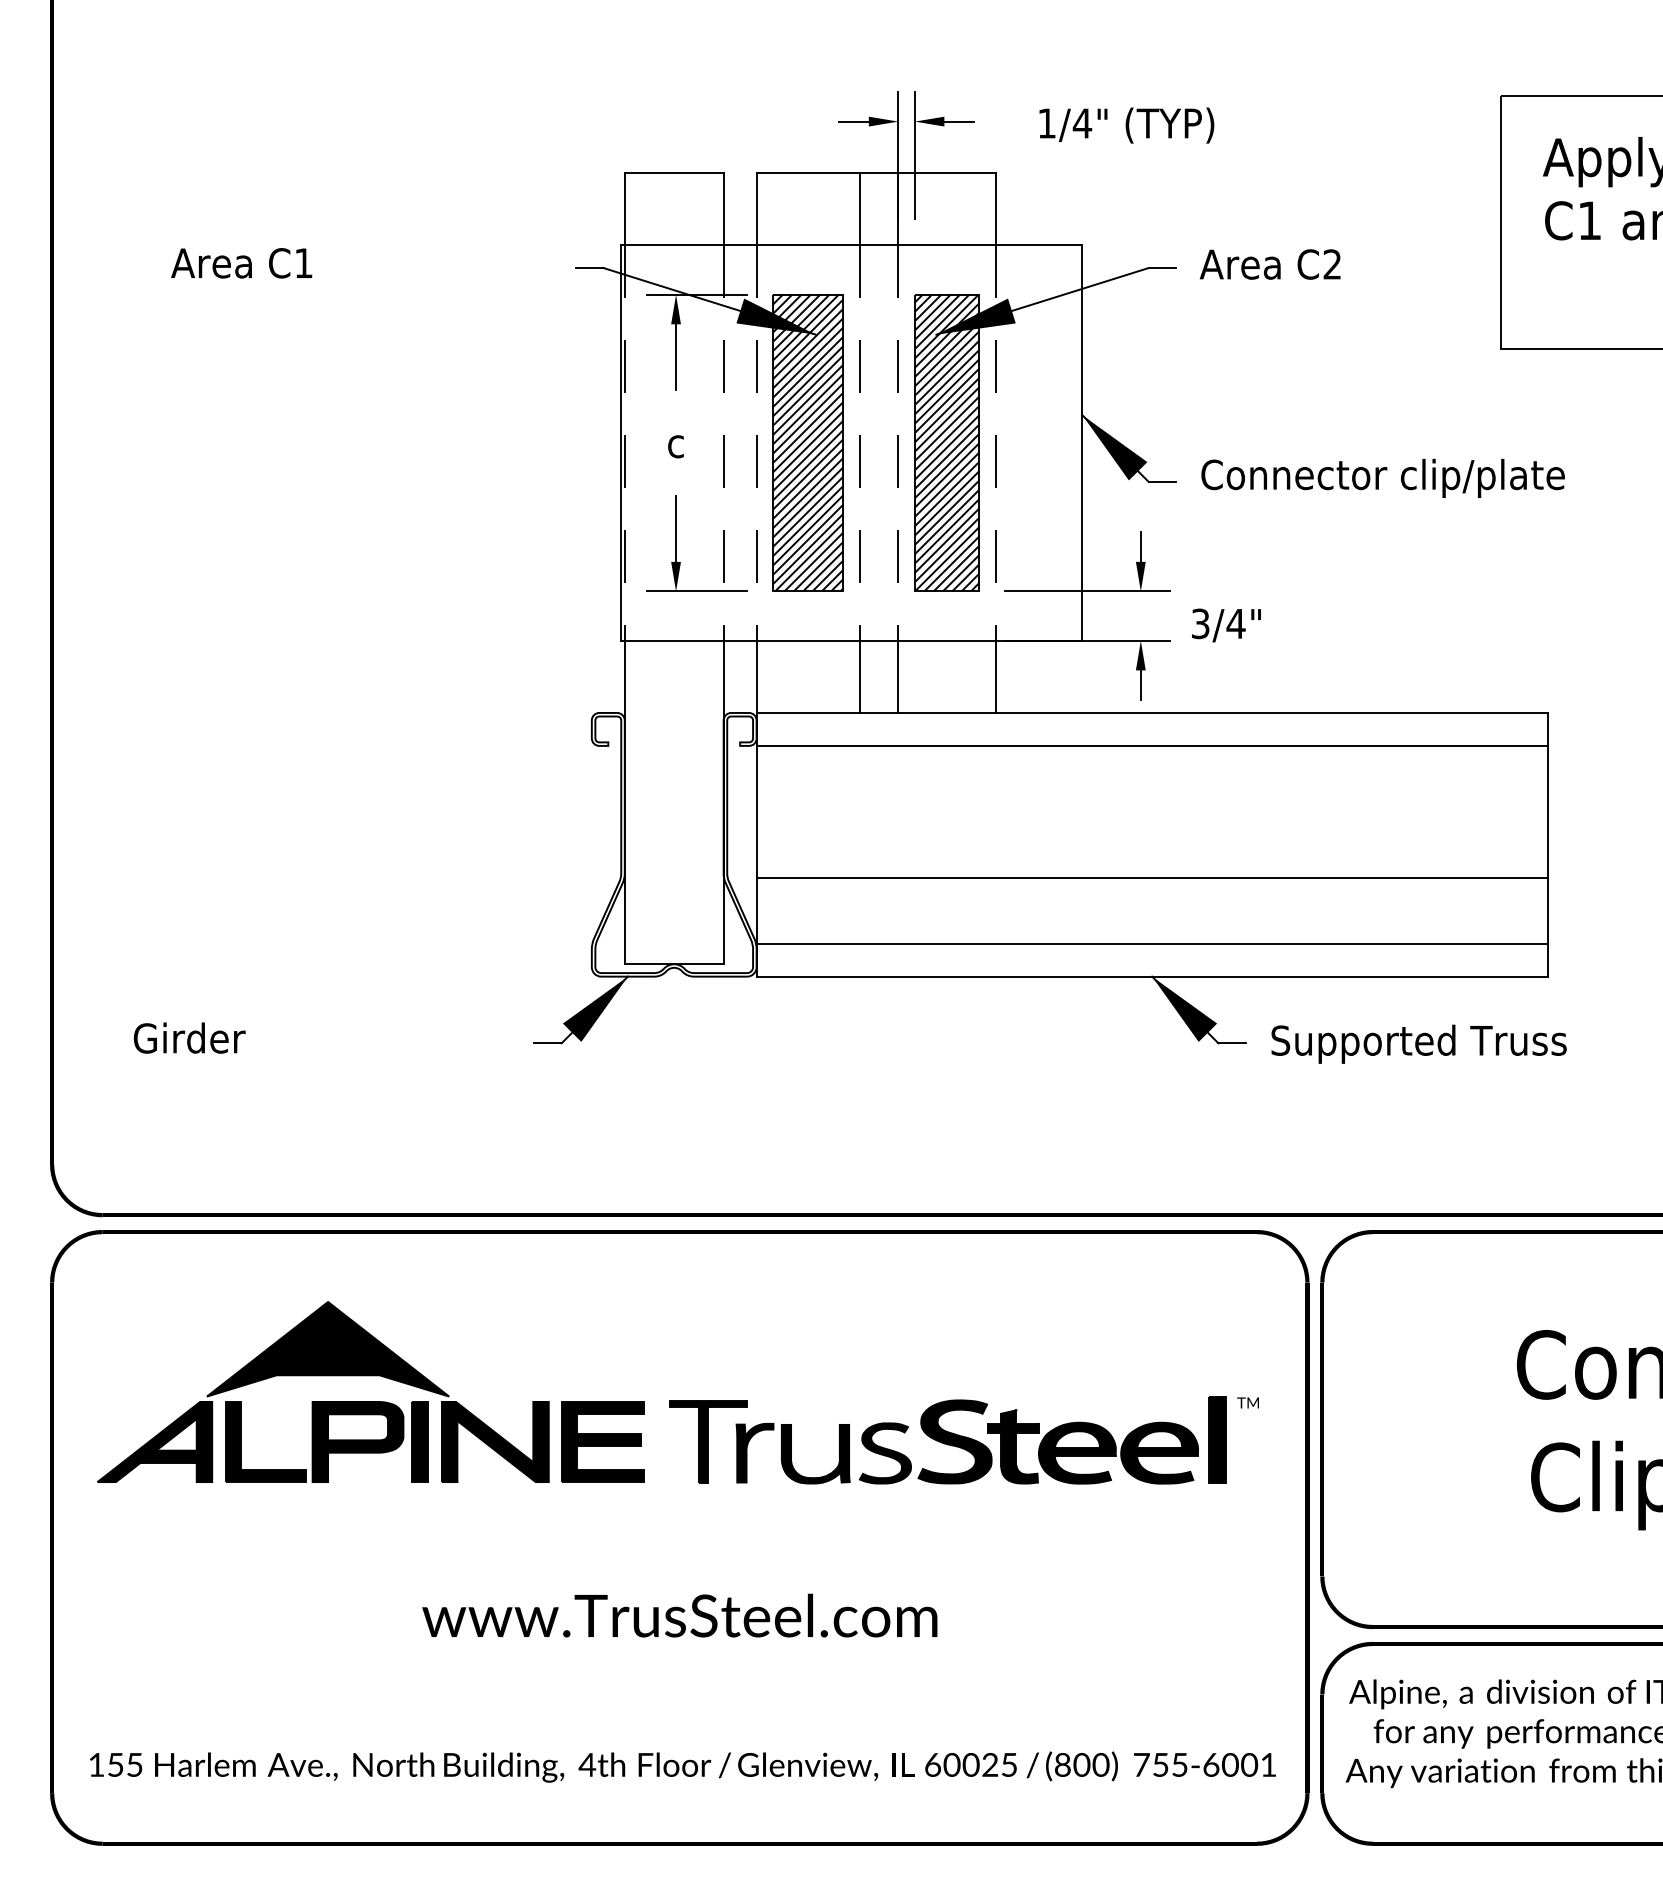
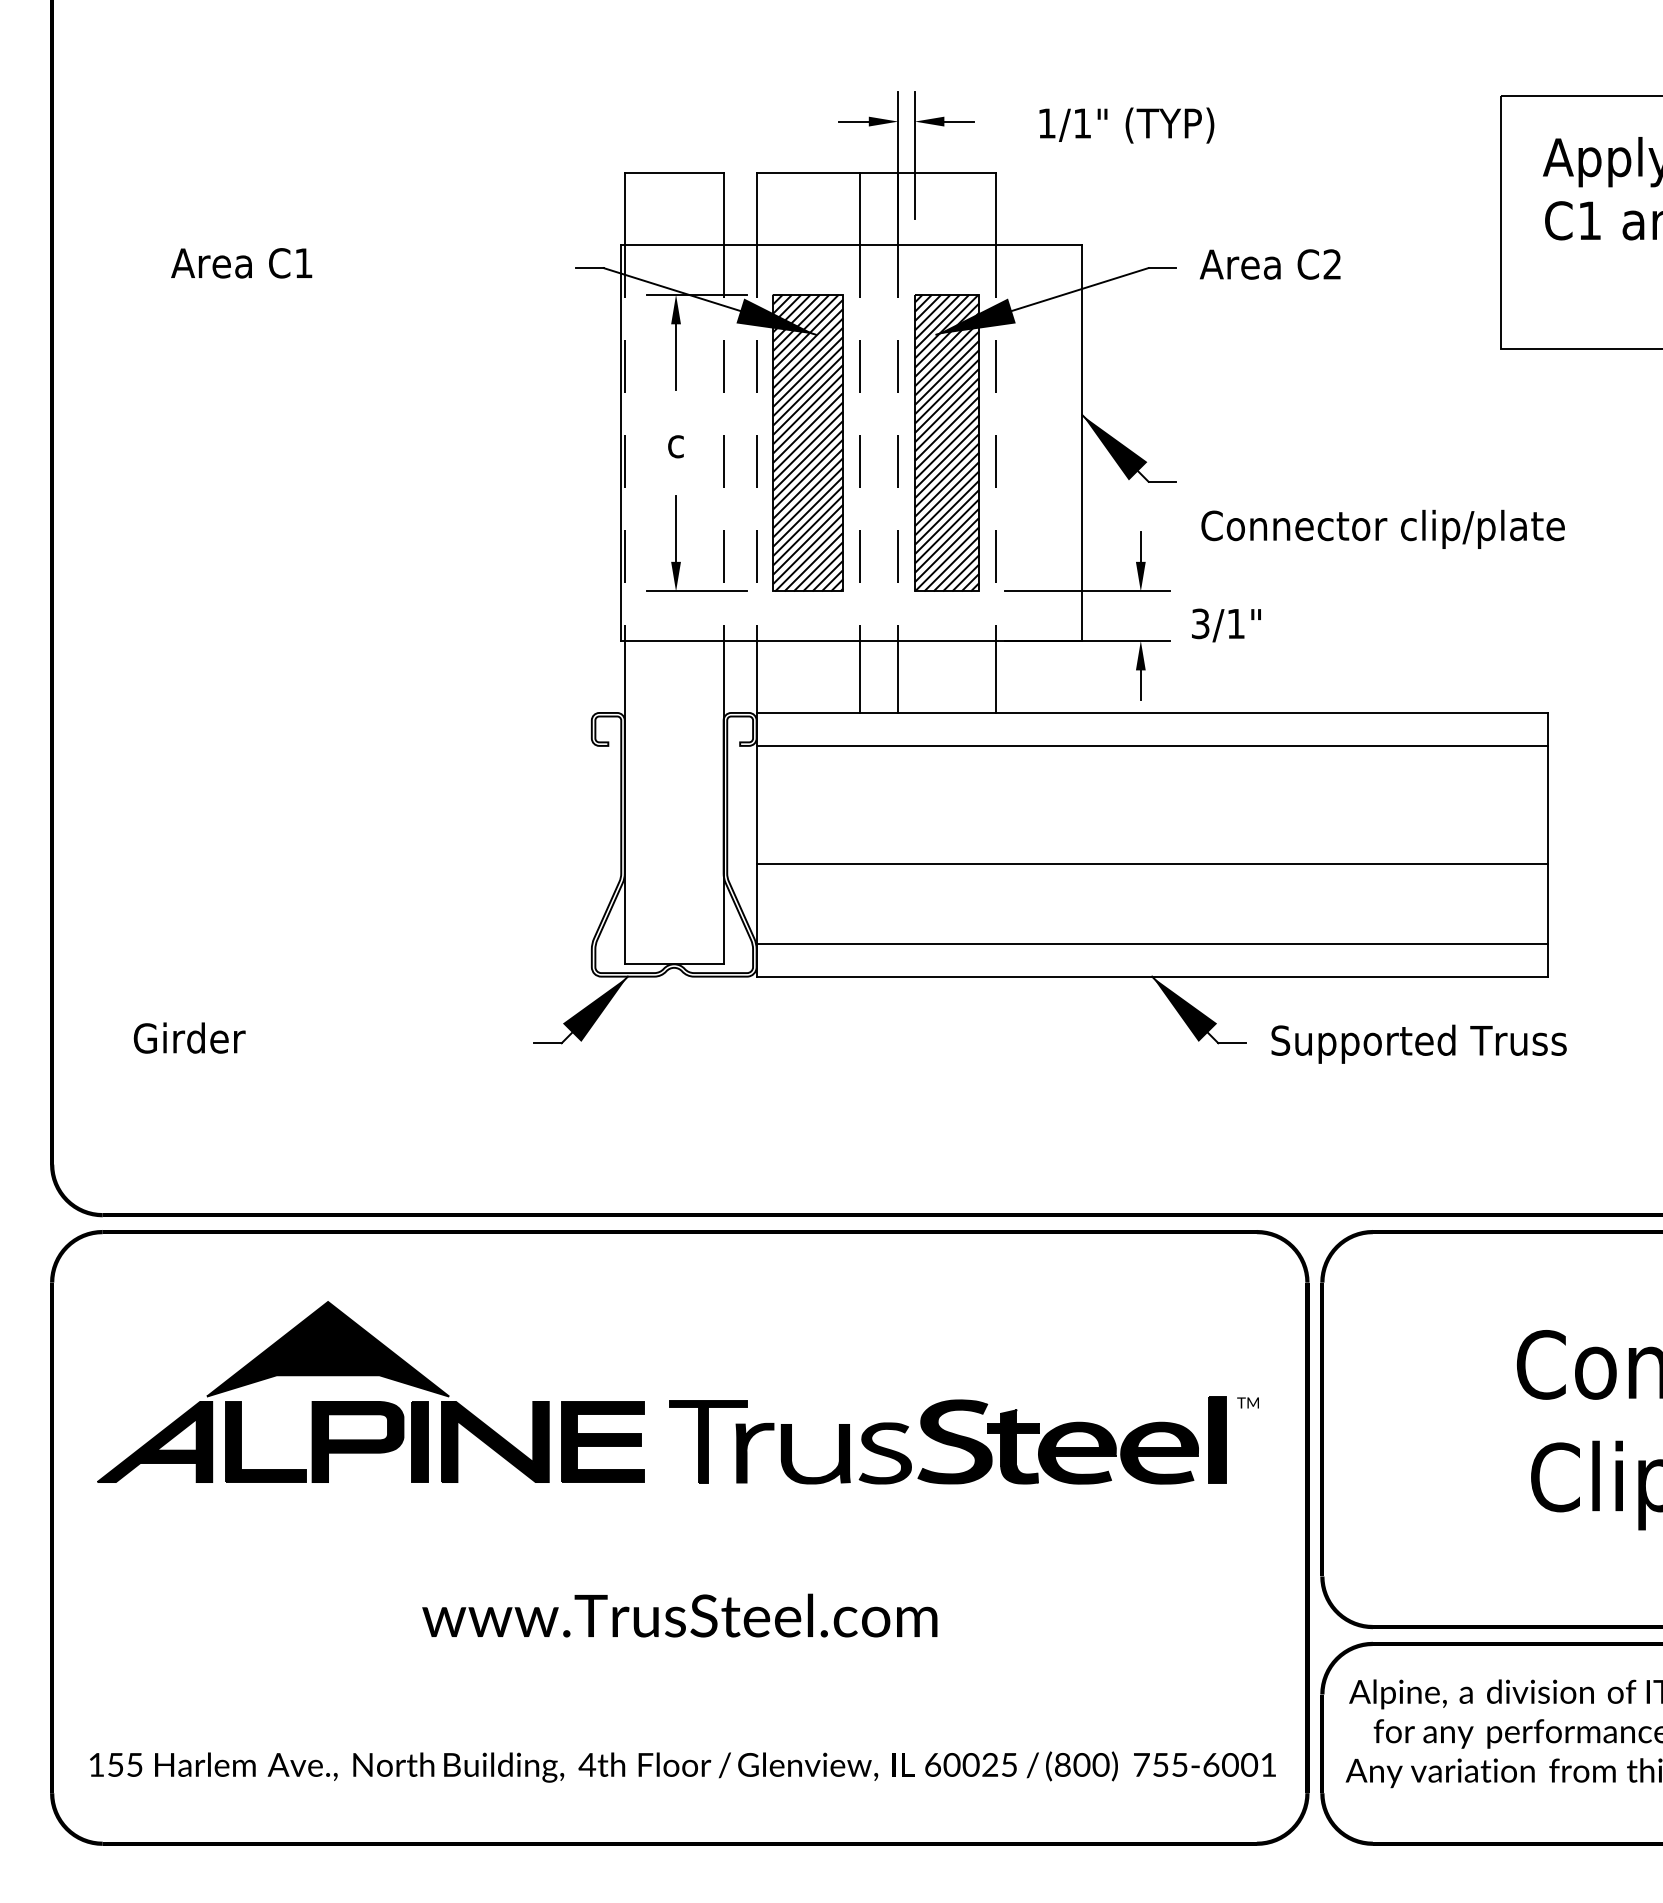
text: 1/4" -> 1/1" (1082, 123)
text position: (1382, 477) -> (1382, 528) (1382, 528)
text: 3/4" -> 3/1" (1235, 623)
line position: (1151, 877) -> (1151, 863) (1151, 863)
